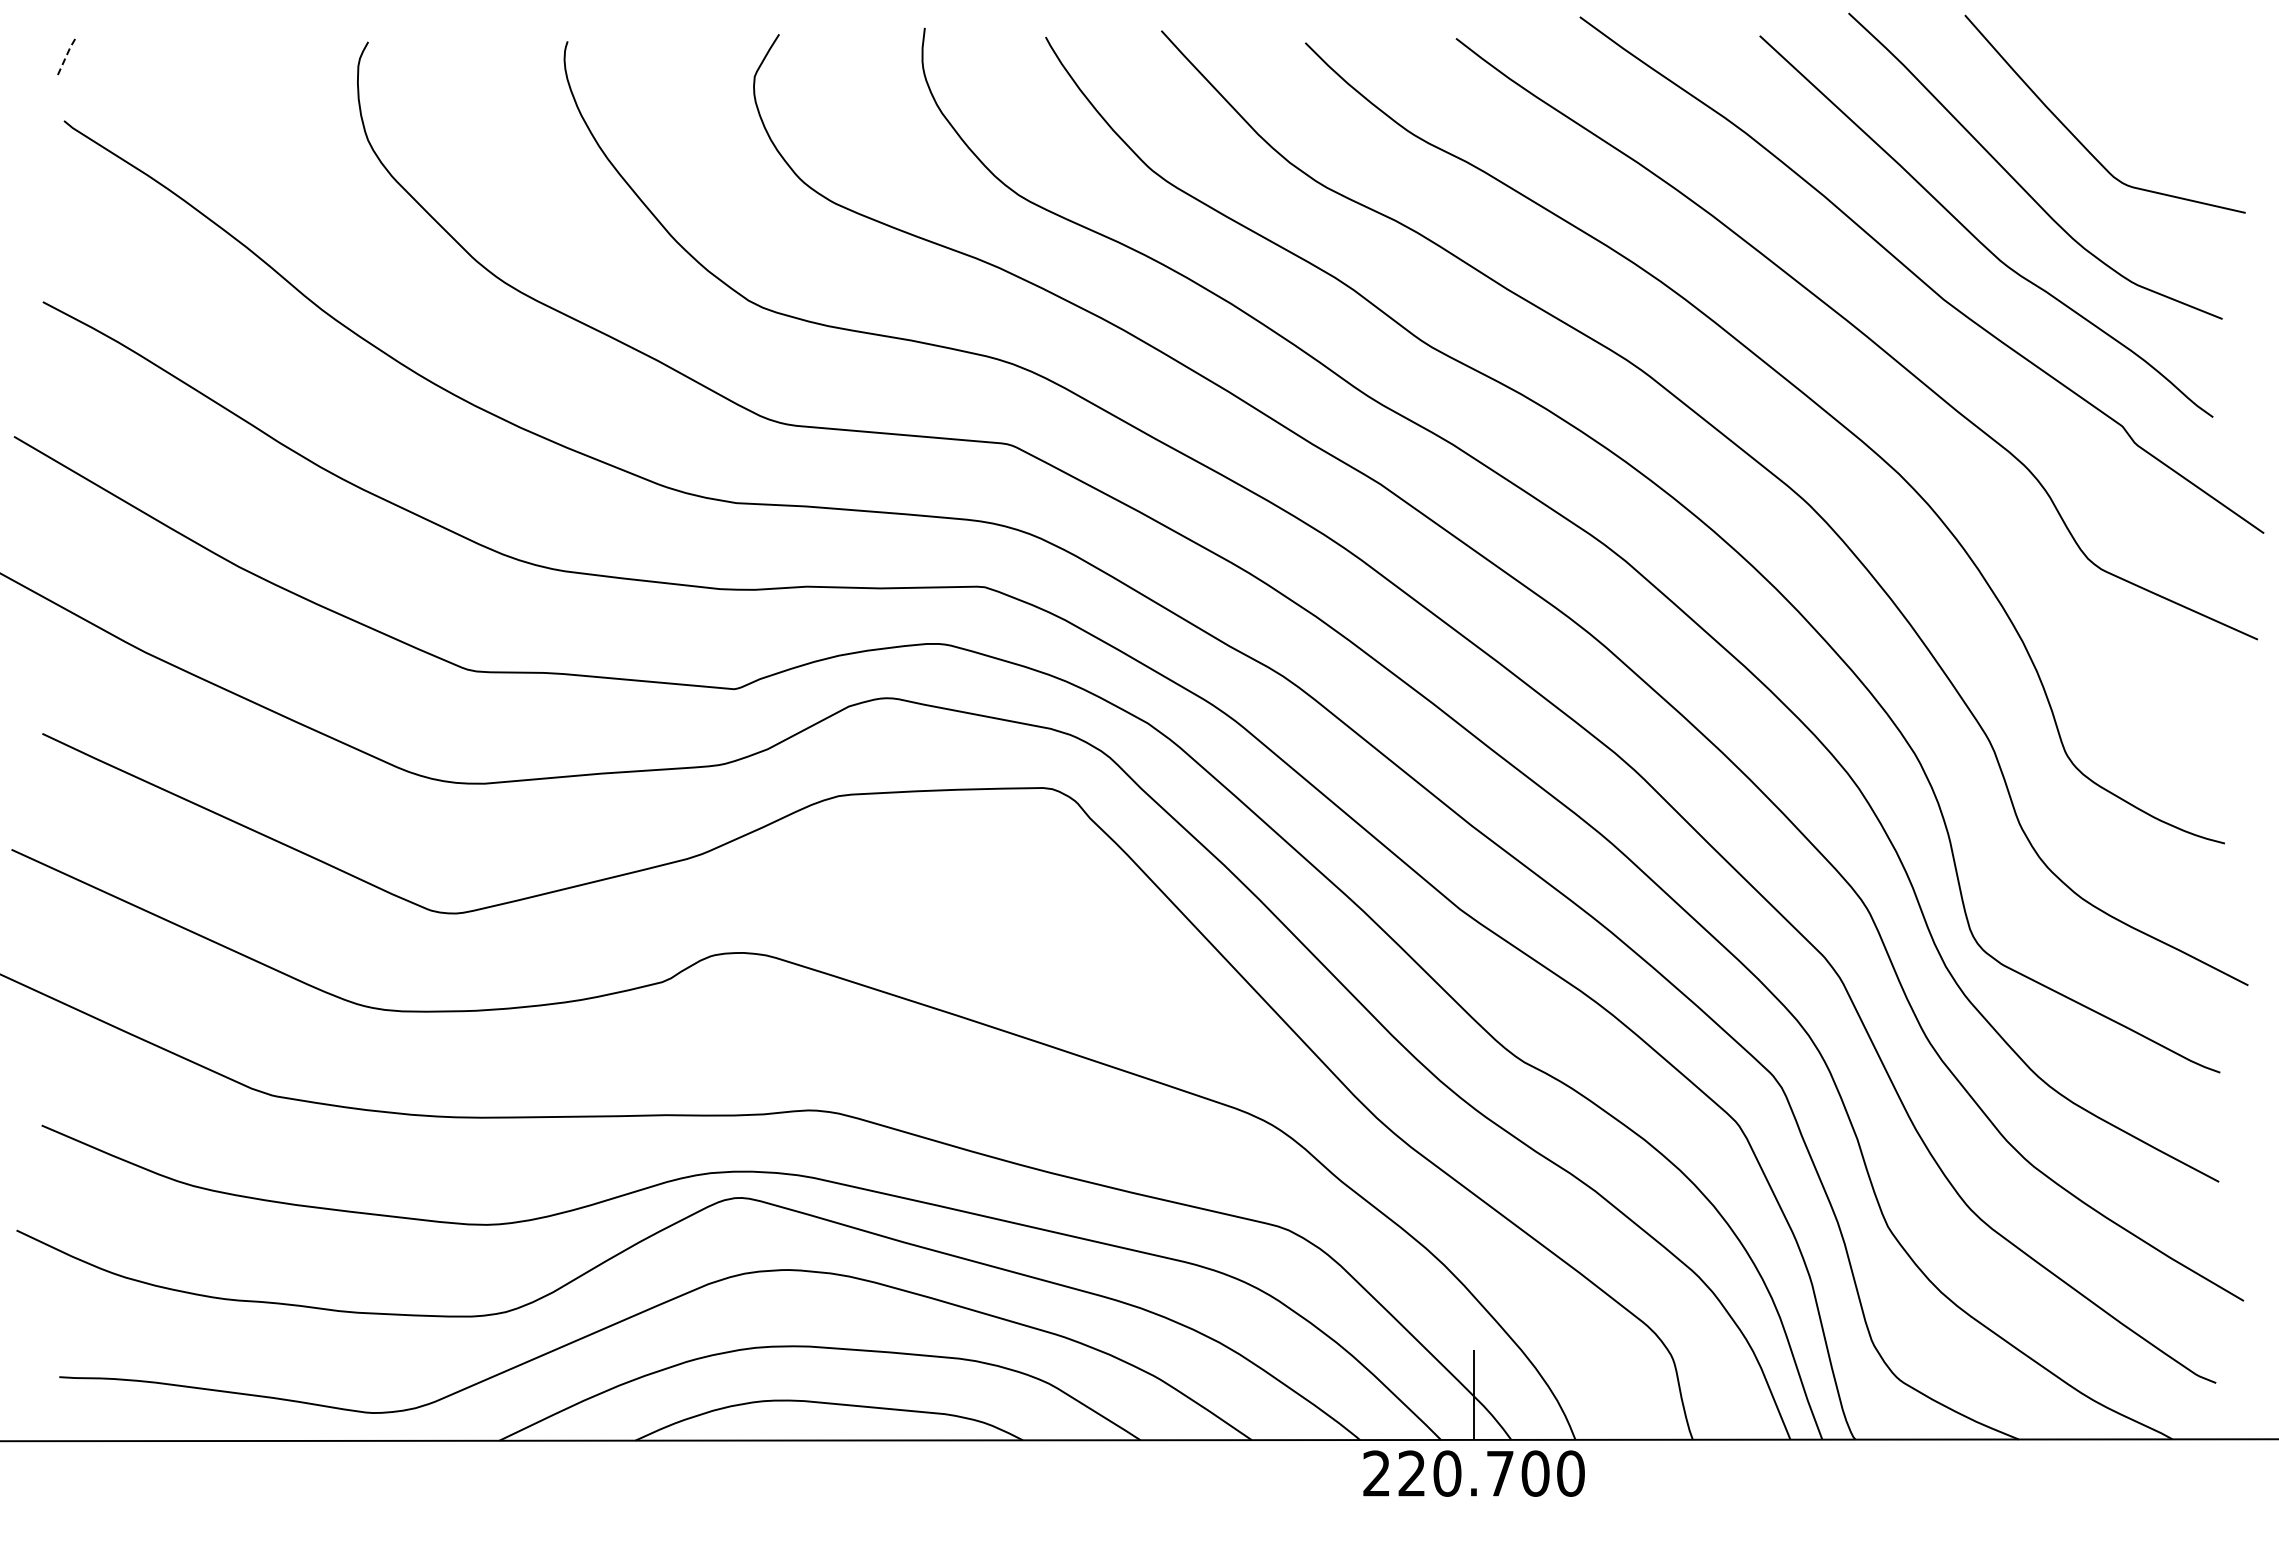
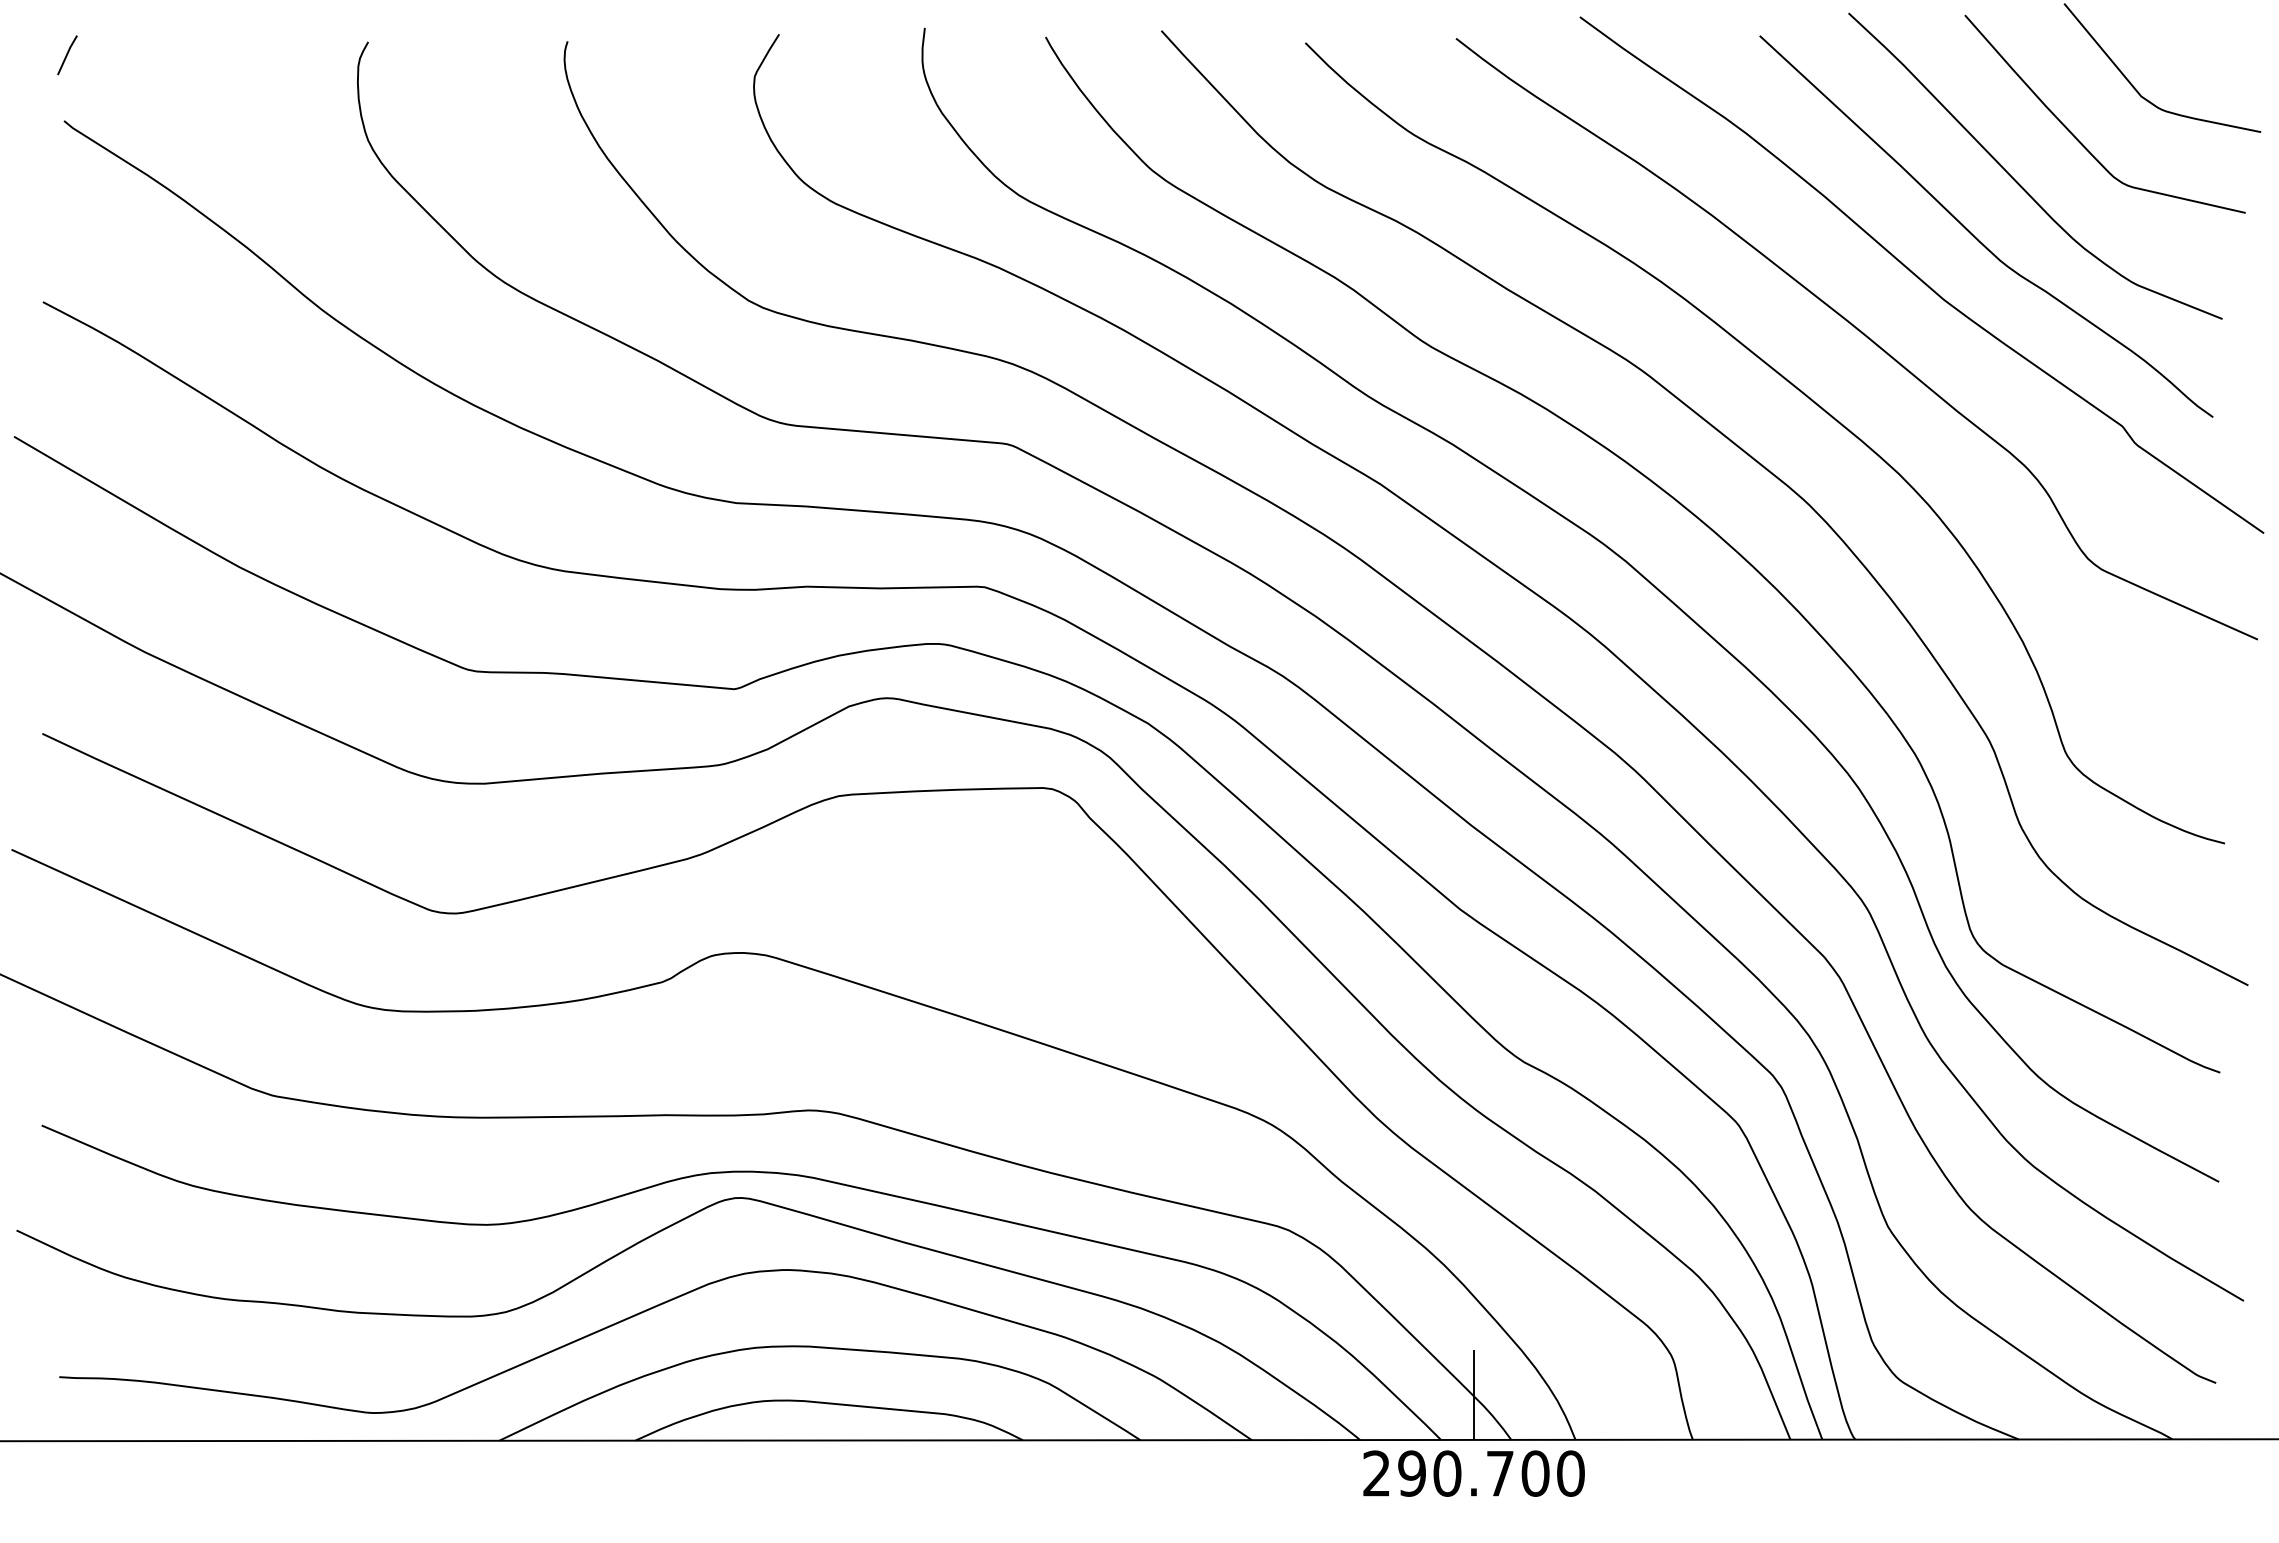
line: dashed -> solid (67, 54)
curve: none -> present (2135, 87)
text: 220.700 -> 290.700 (1411, 1473)
